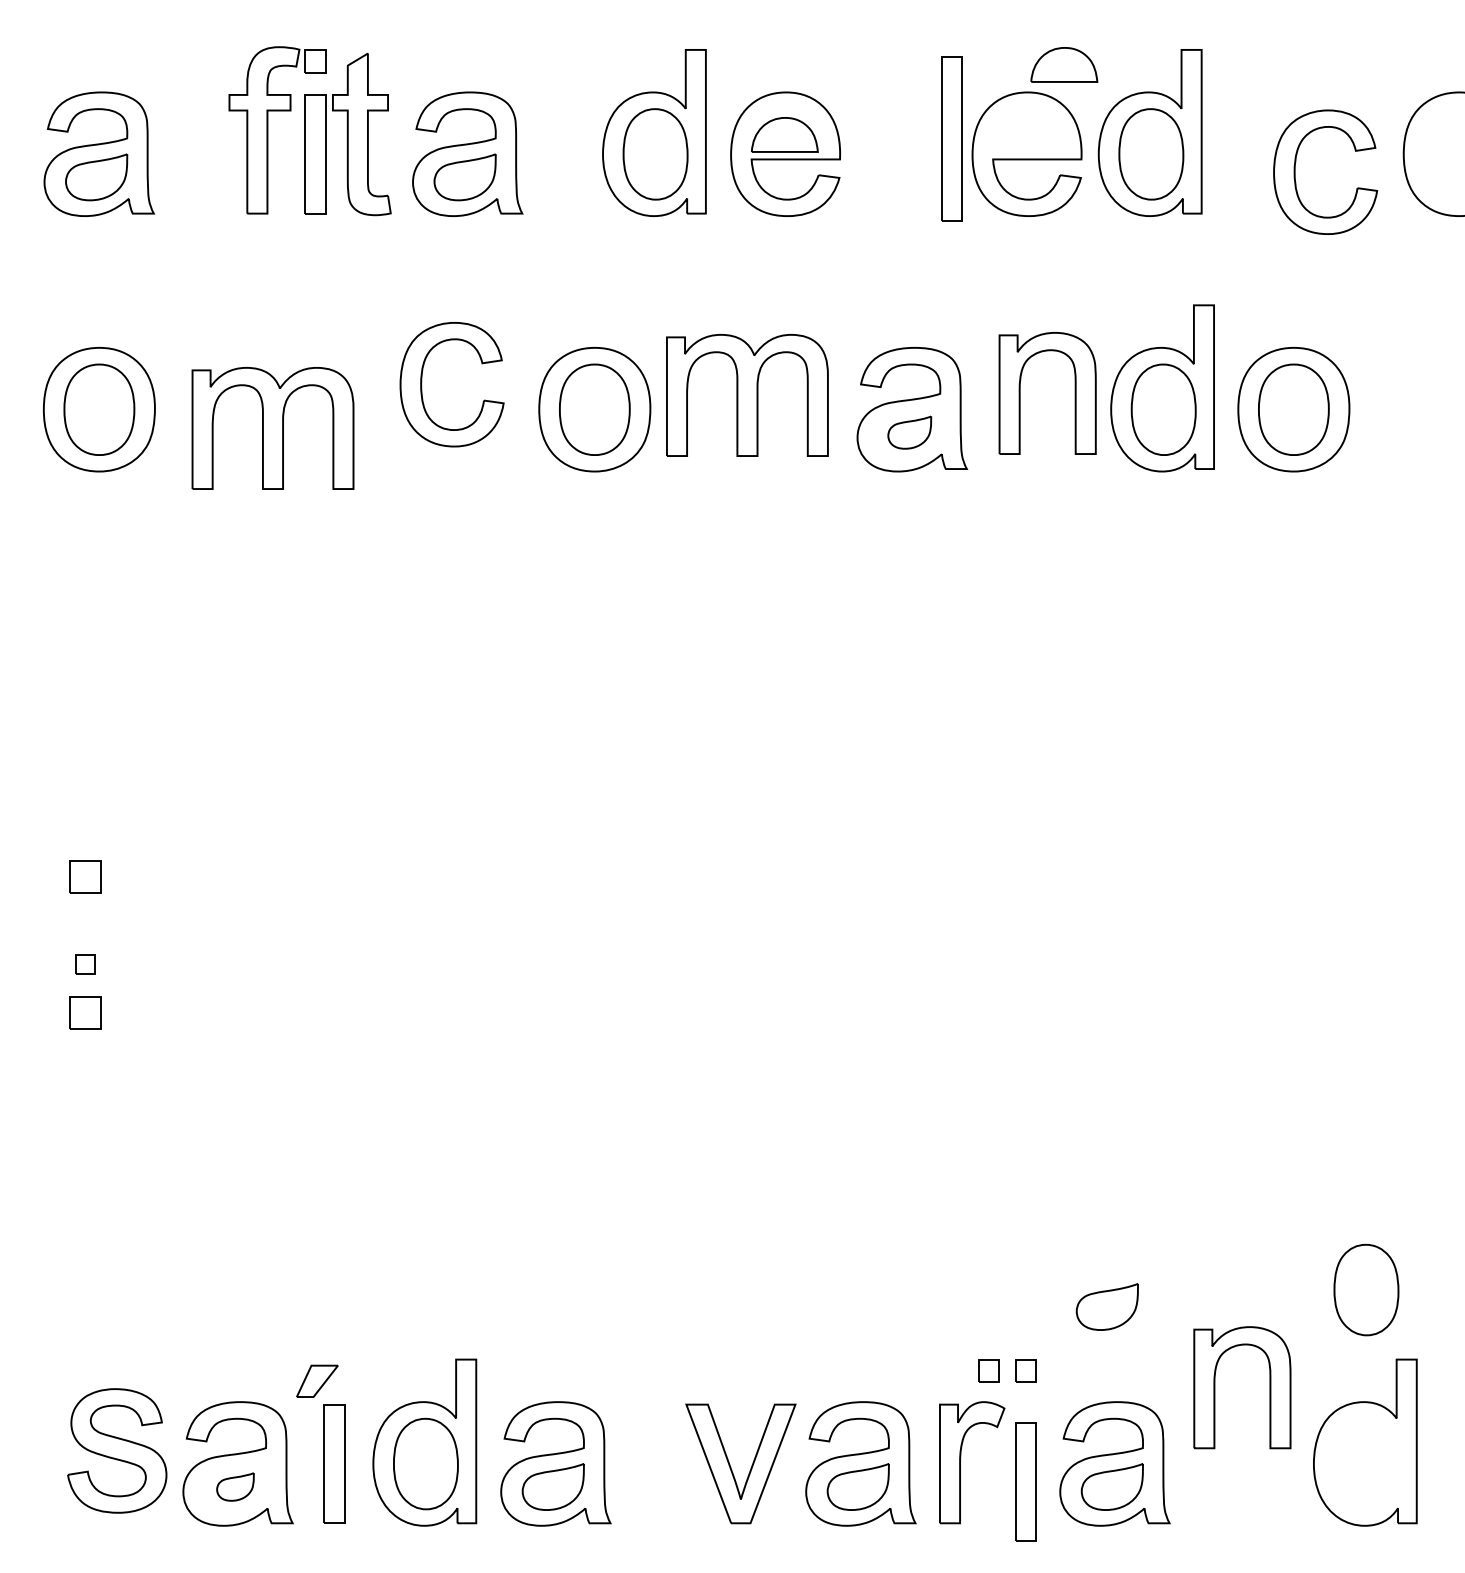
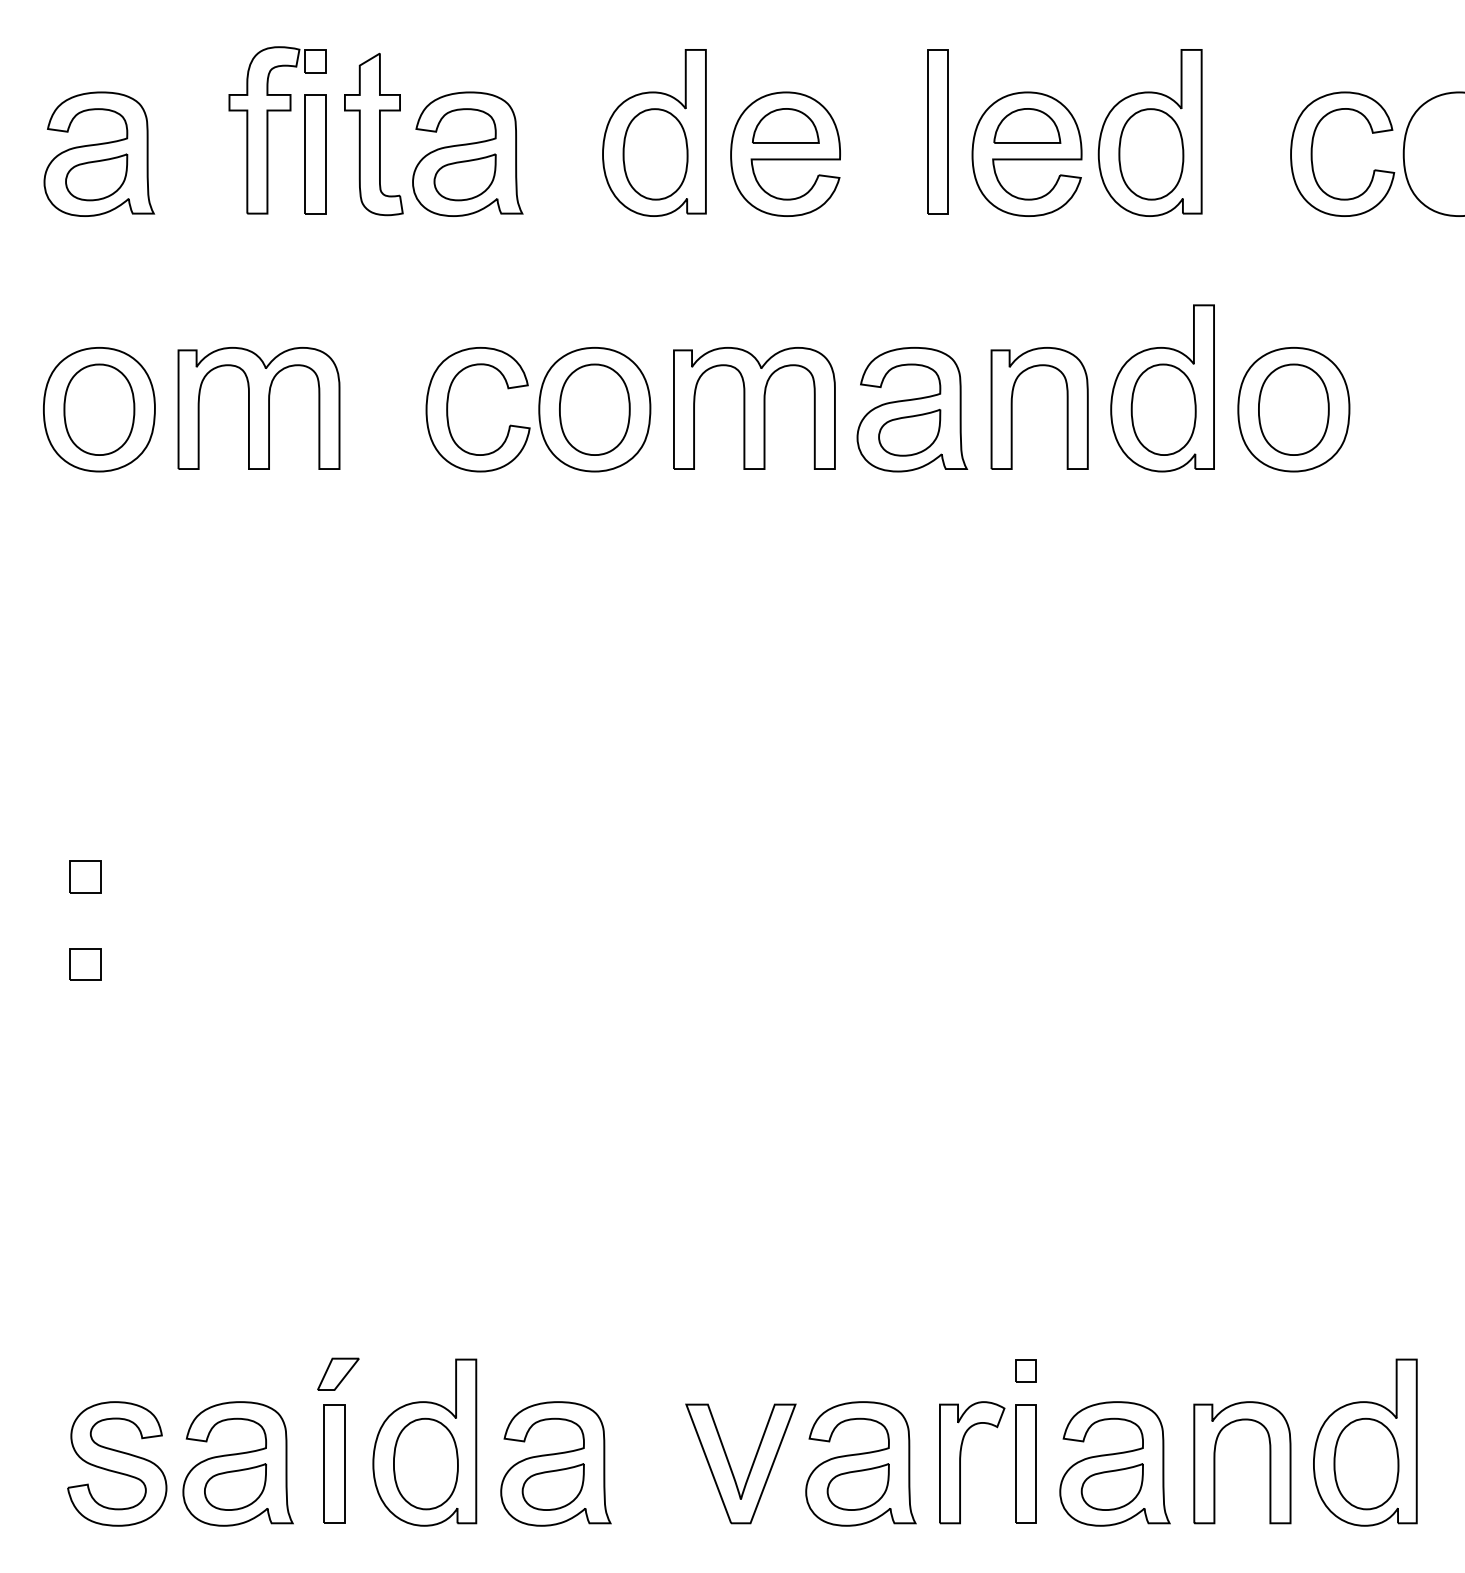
part position: (1064, 64) -> (1027, 125) (1027, 125)
part position: (361, 134) -> (373, 134) (373, 134)
part position: (784, 134) -> (785, 125) (785, 125)
part position: (951, 138) -> (937, 131) (937, 131)
part position: (1295, 171) -> (1312, 153) (1312, 153)
part position: (422, 383) -> (448, 408) (448, 408)
part position: (1020, 393) -> (1012, 408) (1012, 408)
part position: (747, 395) -> (754, 408) (754, 408)
part position: (272, 428) -> (258, 408) (258, 408)
part size: 46x35 px -> 64x49 px (909, 432)
part size: 21x21 px -> 33x33 px (85, 964)
part: present -> none (85, 1012)
part position: (1366, 1289) -> (1366, 1463) (1366, 1463)
part: present -> none (1106, 1306)
part: present -> none (988, 1370)
part position: (317, 1380) -> (338, 1373) (338, 1373)
part position: (1215, 1387) -> (1215, 1462) (1215, 1462)
part position: (117, 1450) -> (117, 1463) (117, 1463)
part position: (1025, 1481) -> (1025, 1463) (1025, 1463)
part size: 39x30 px -> 63x48 px (235, 1486)
